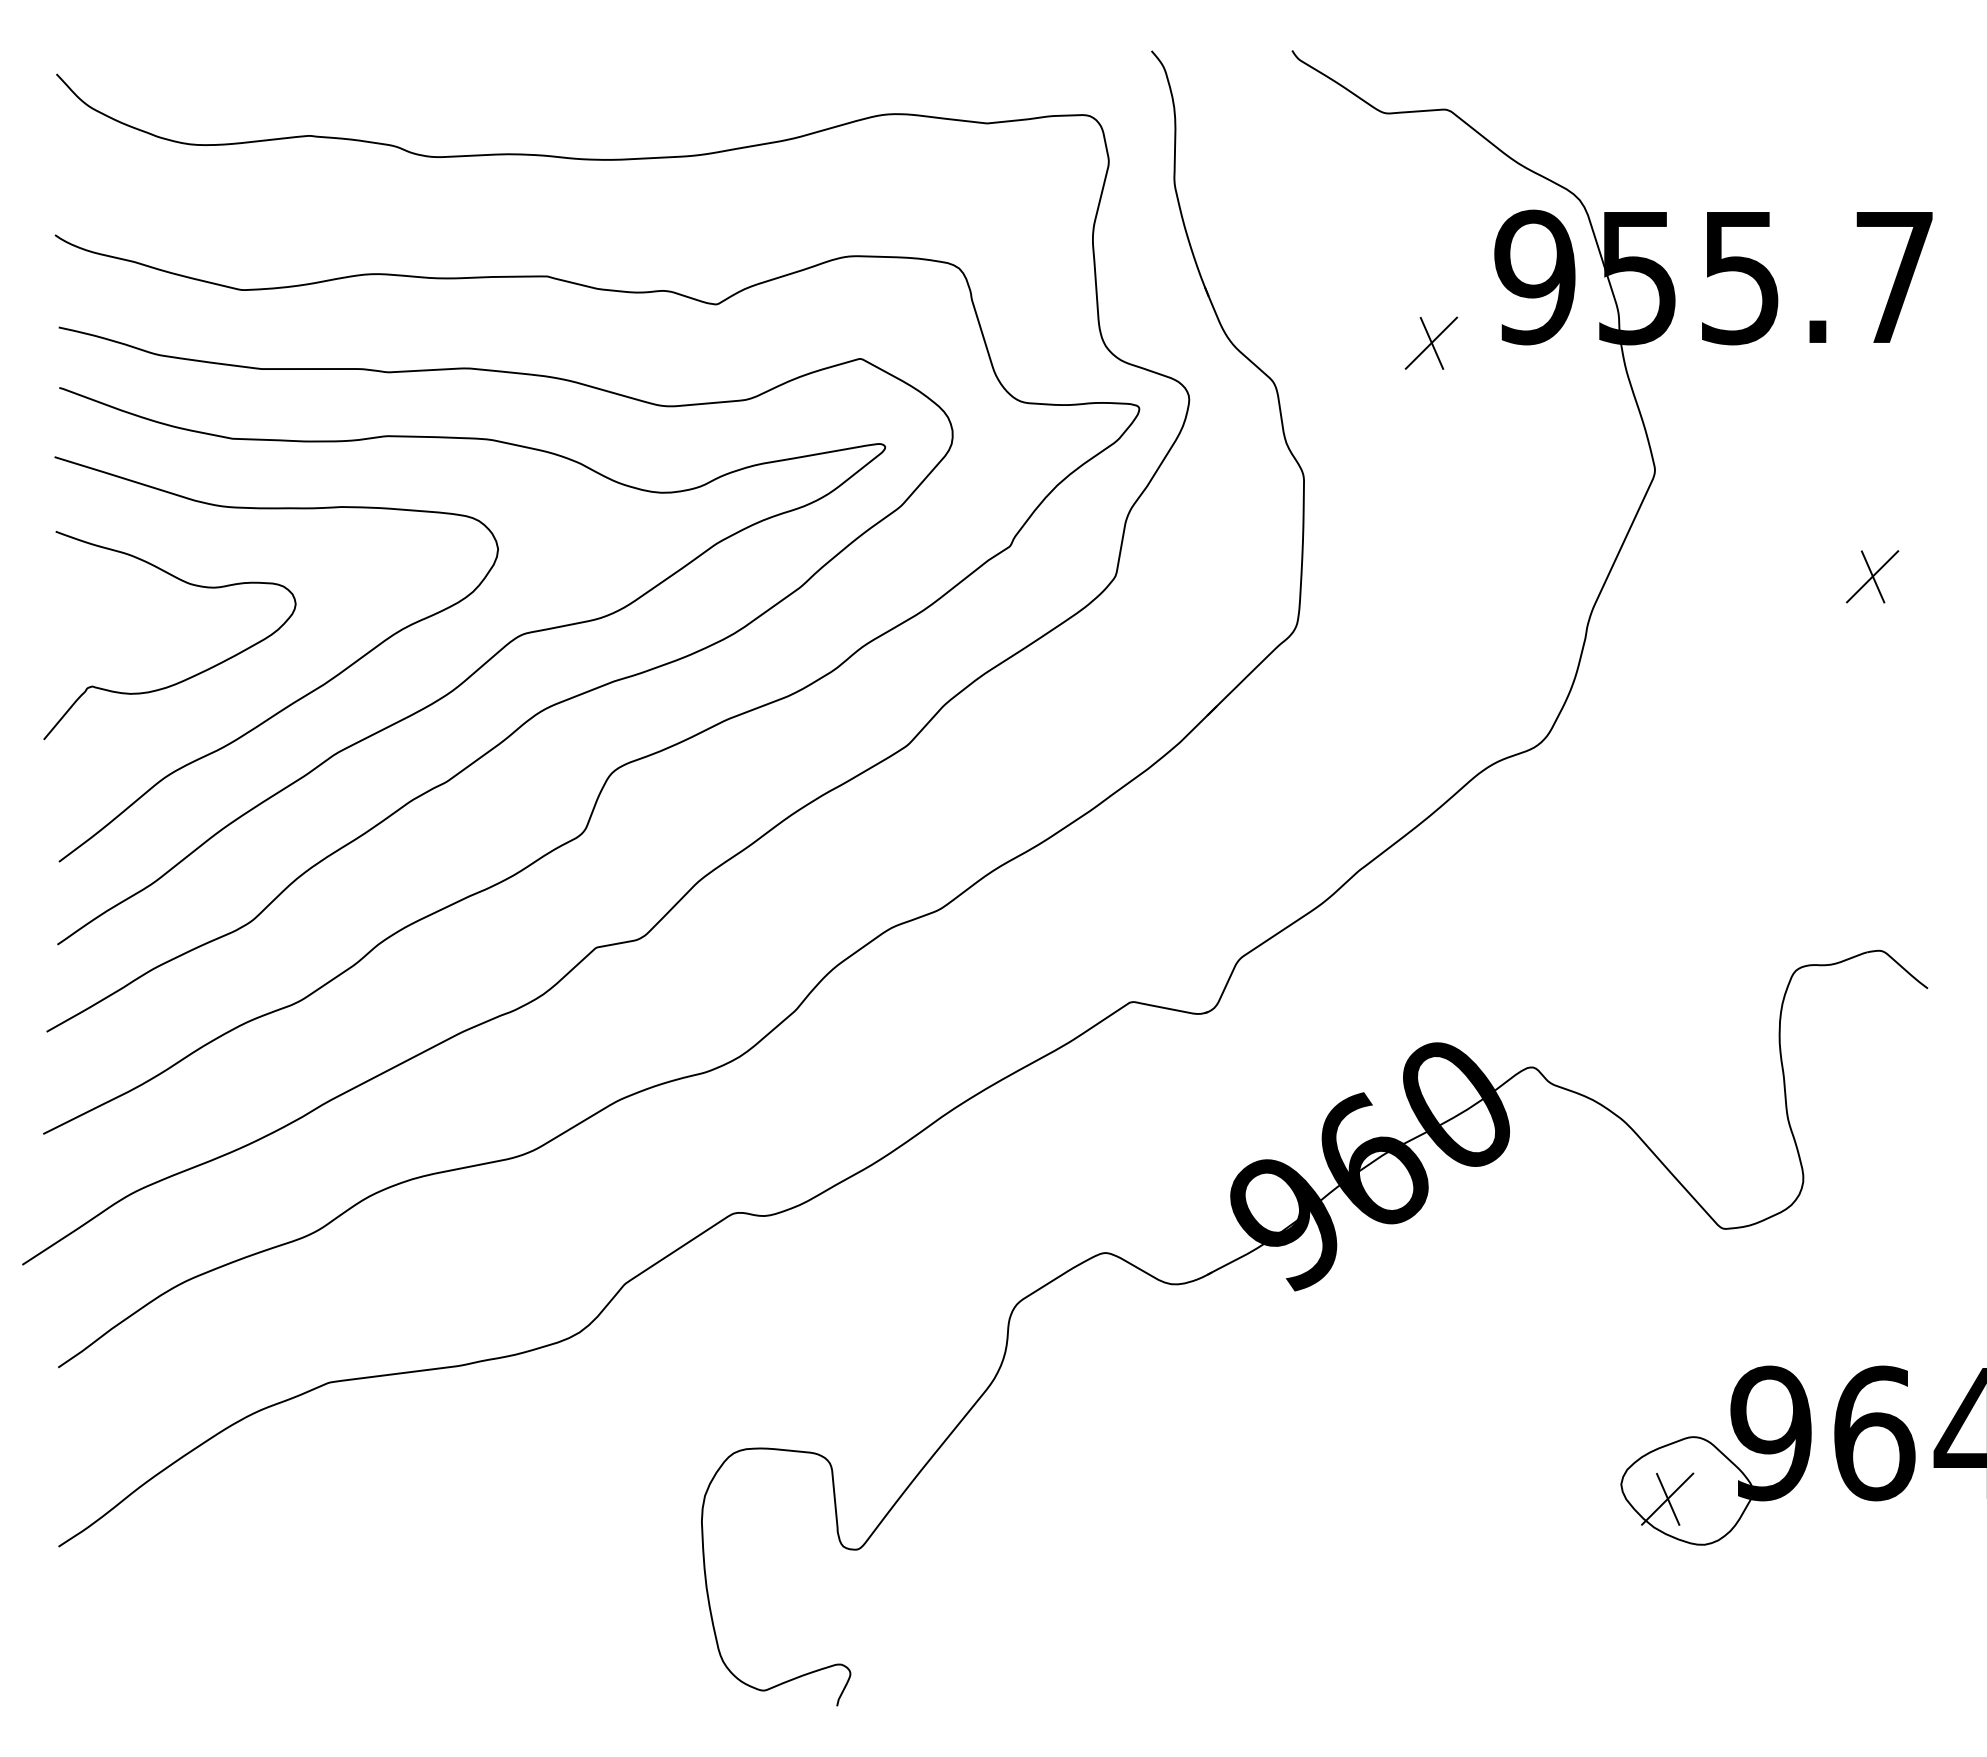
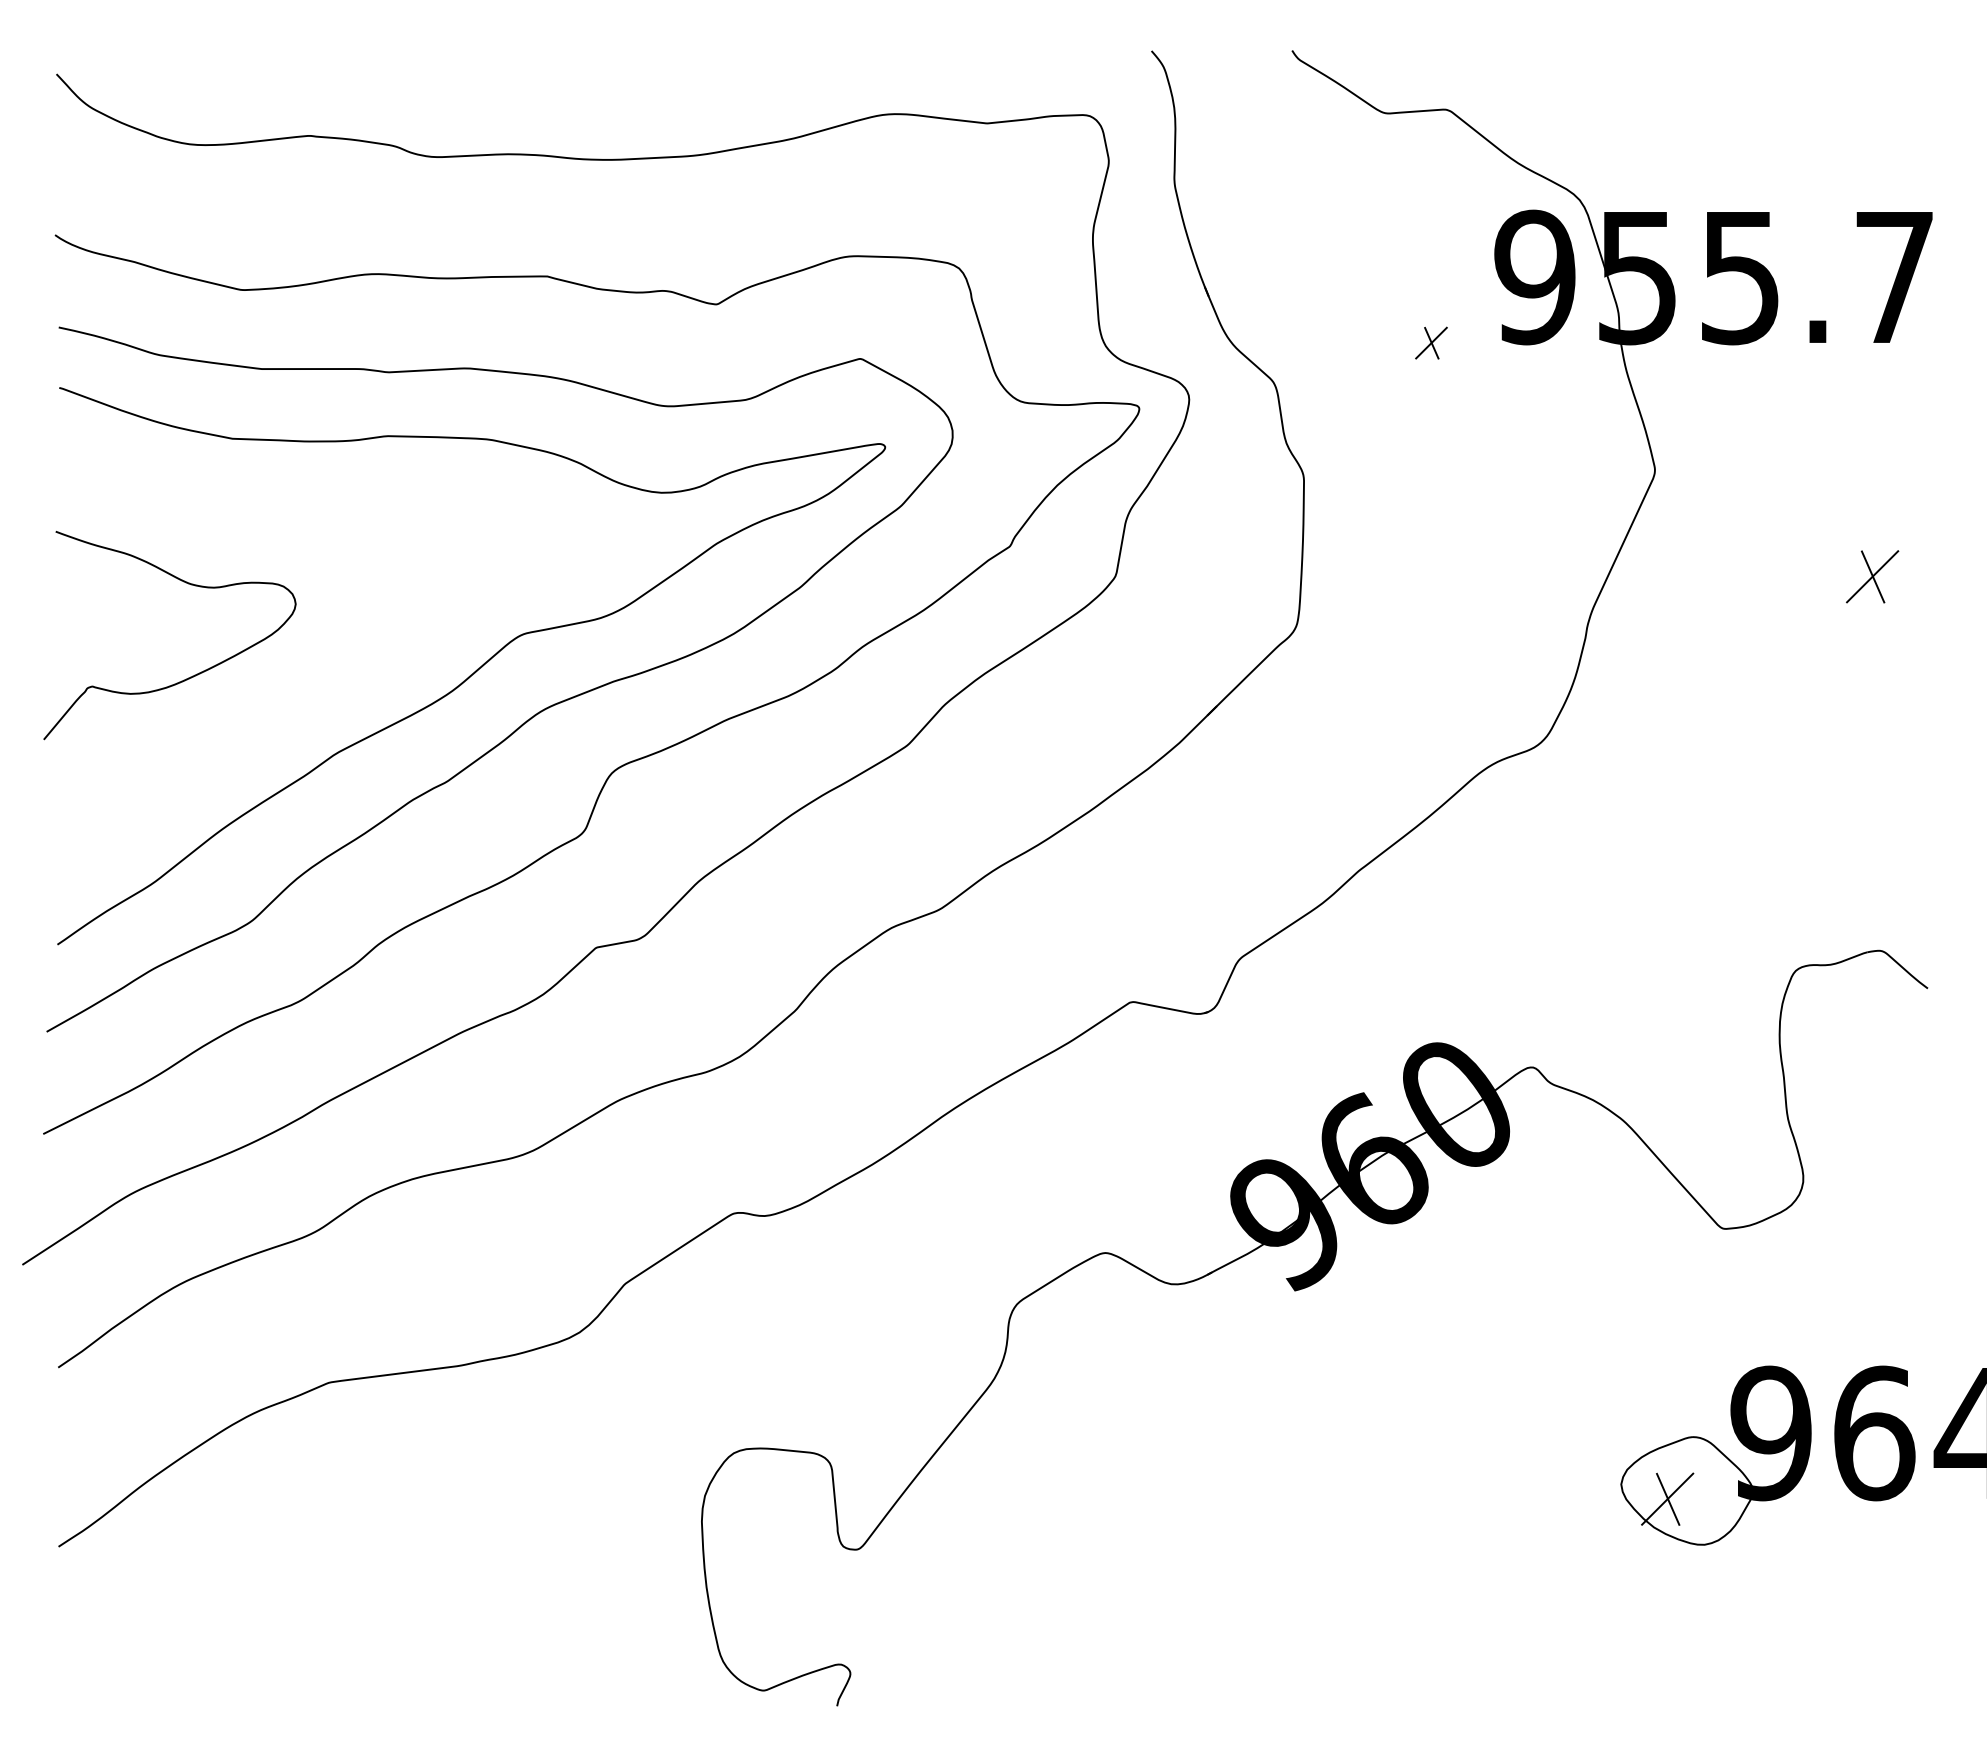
part size: 55x54 px -> 33x34 px (1431, 342)
curve: present -> none (300, 697)
